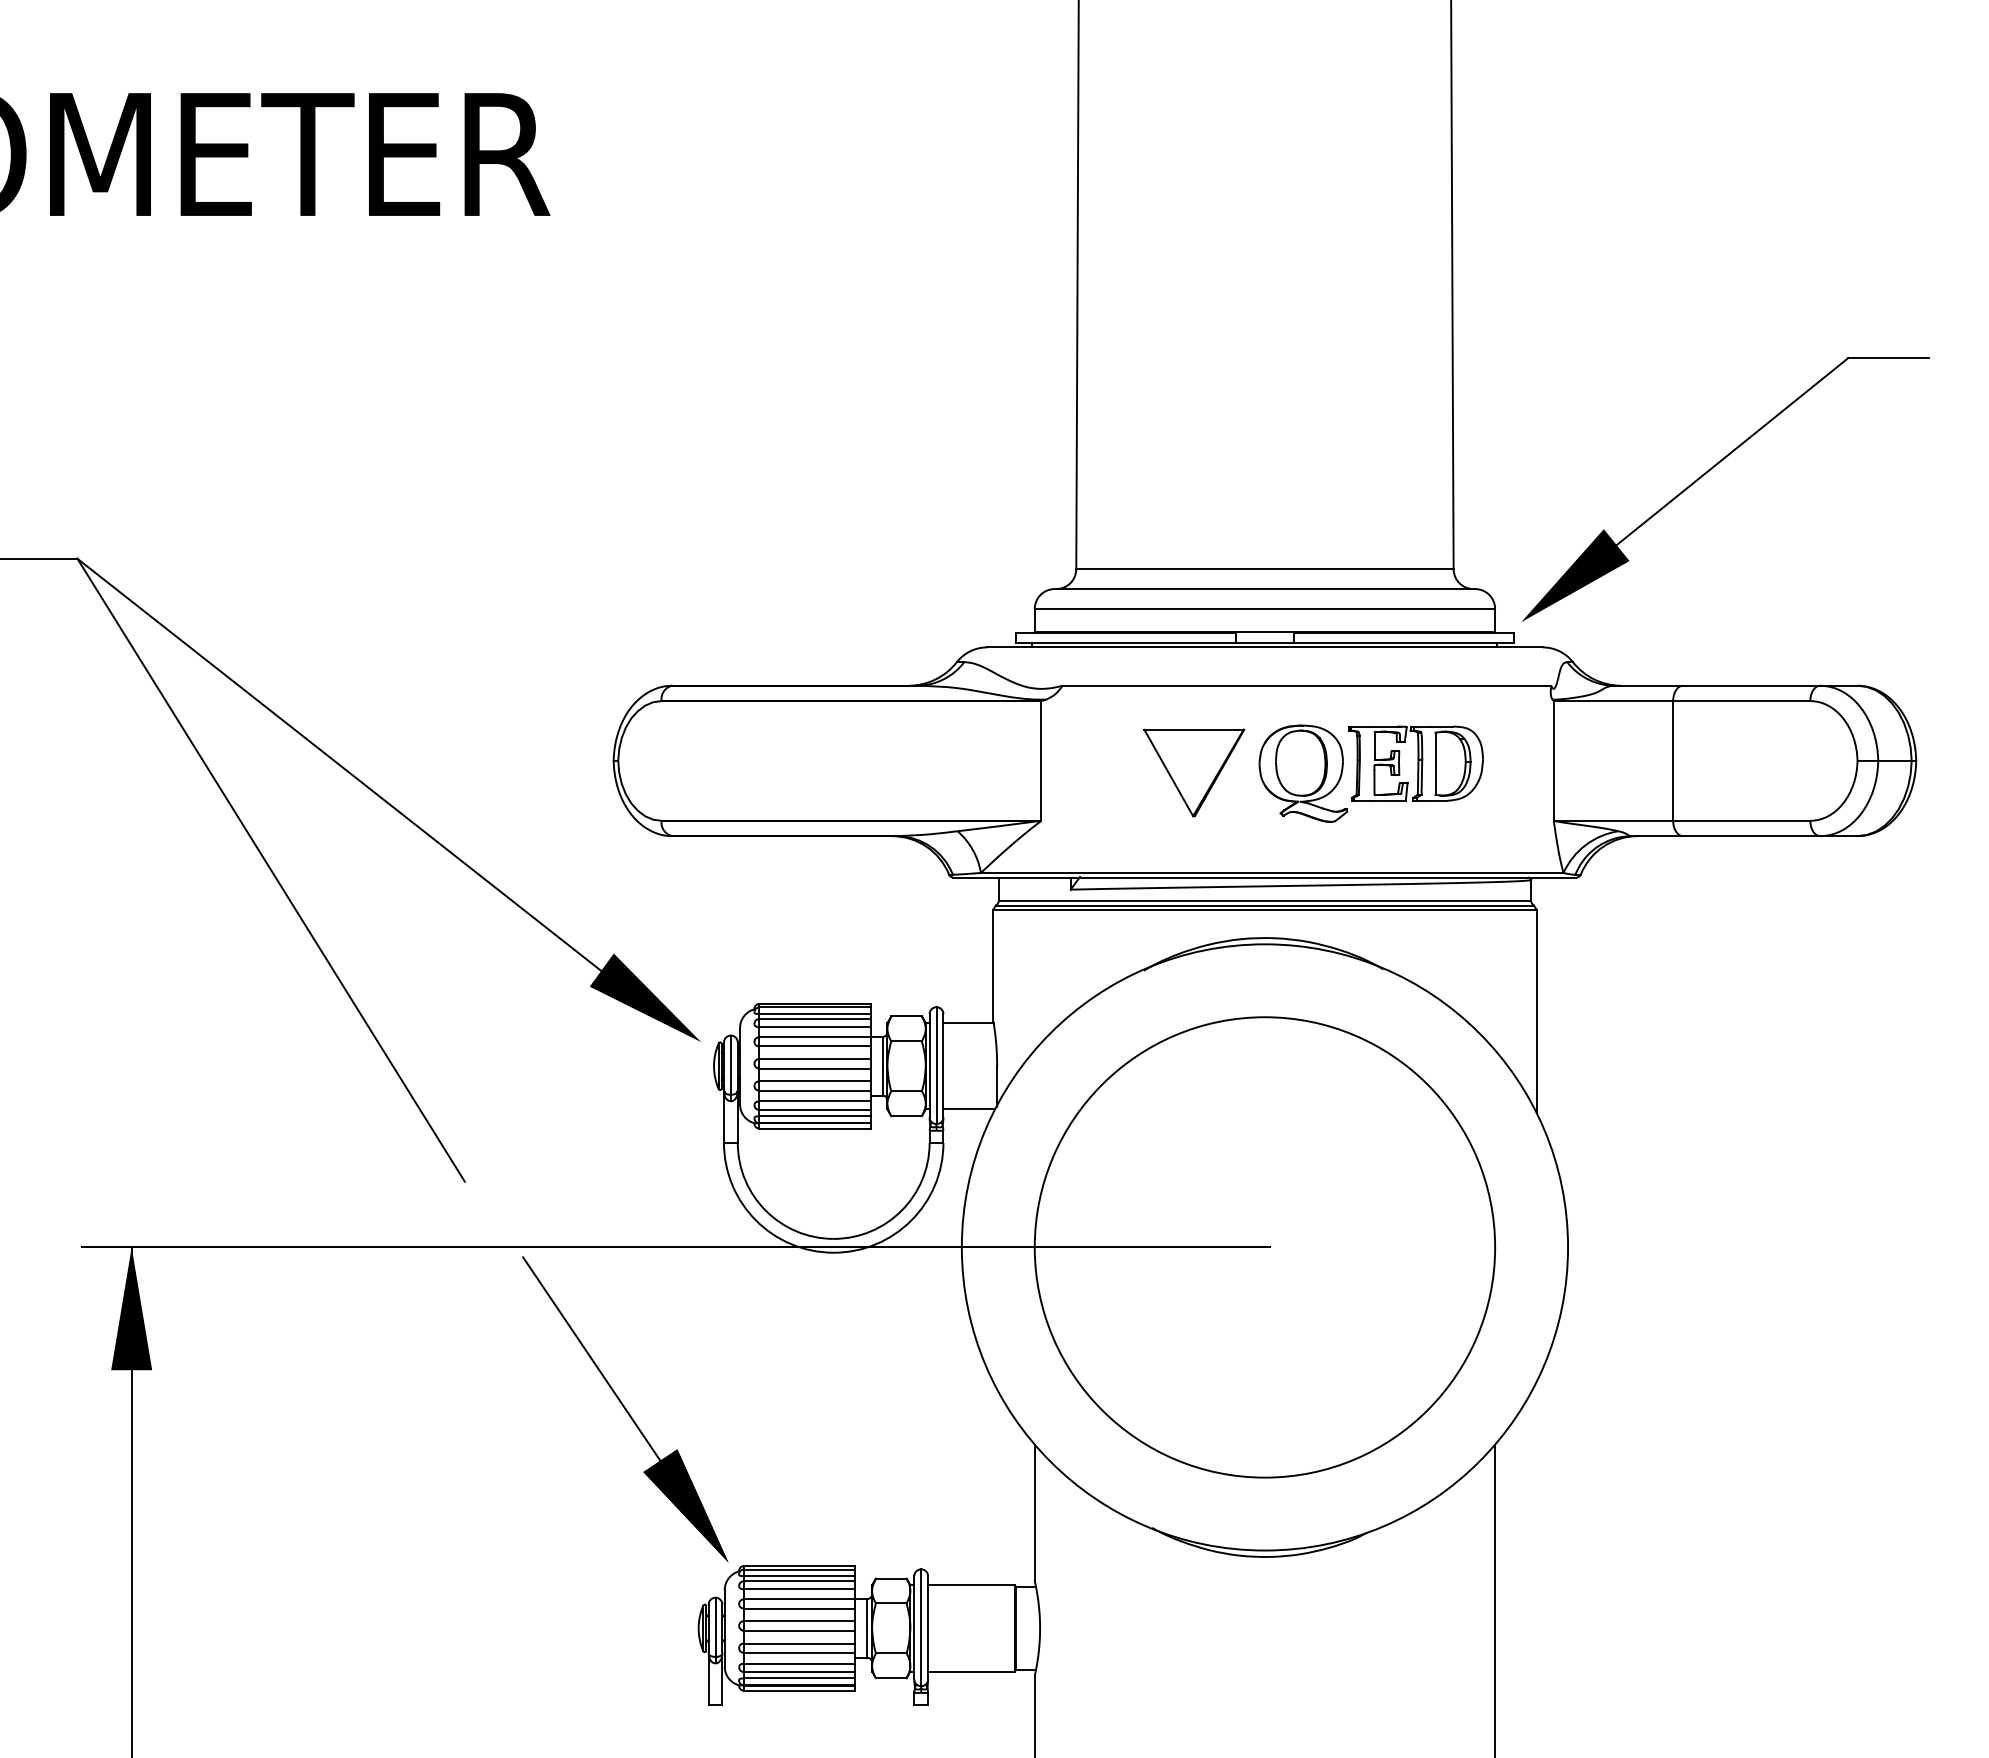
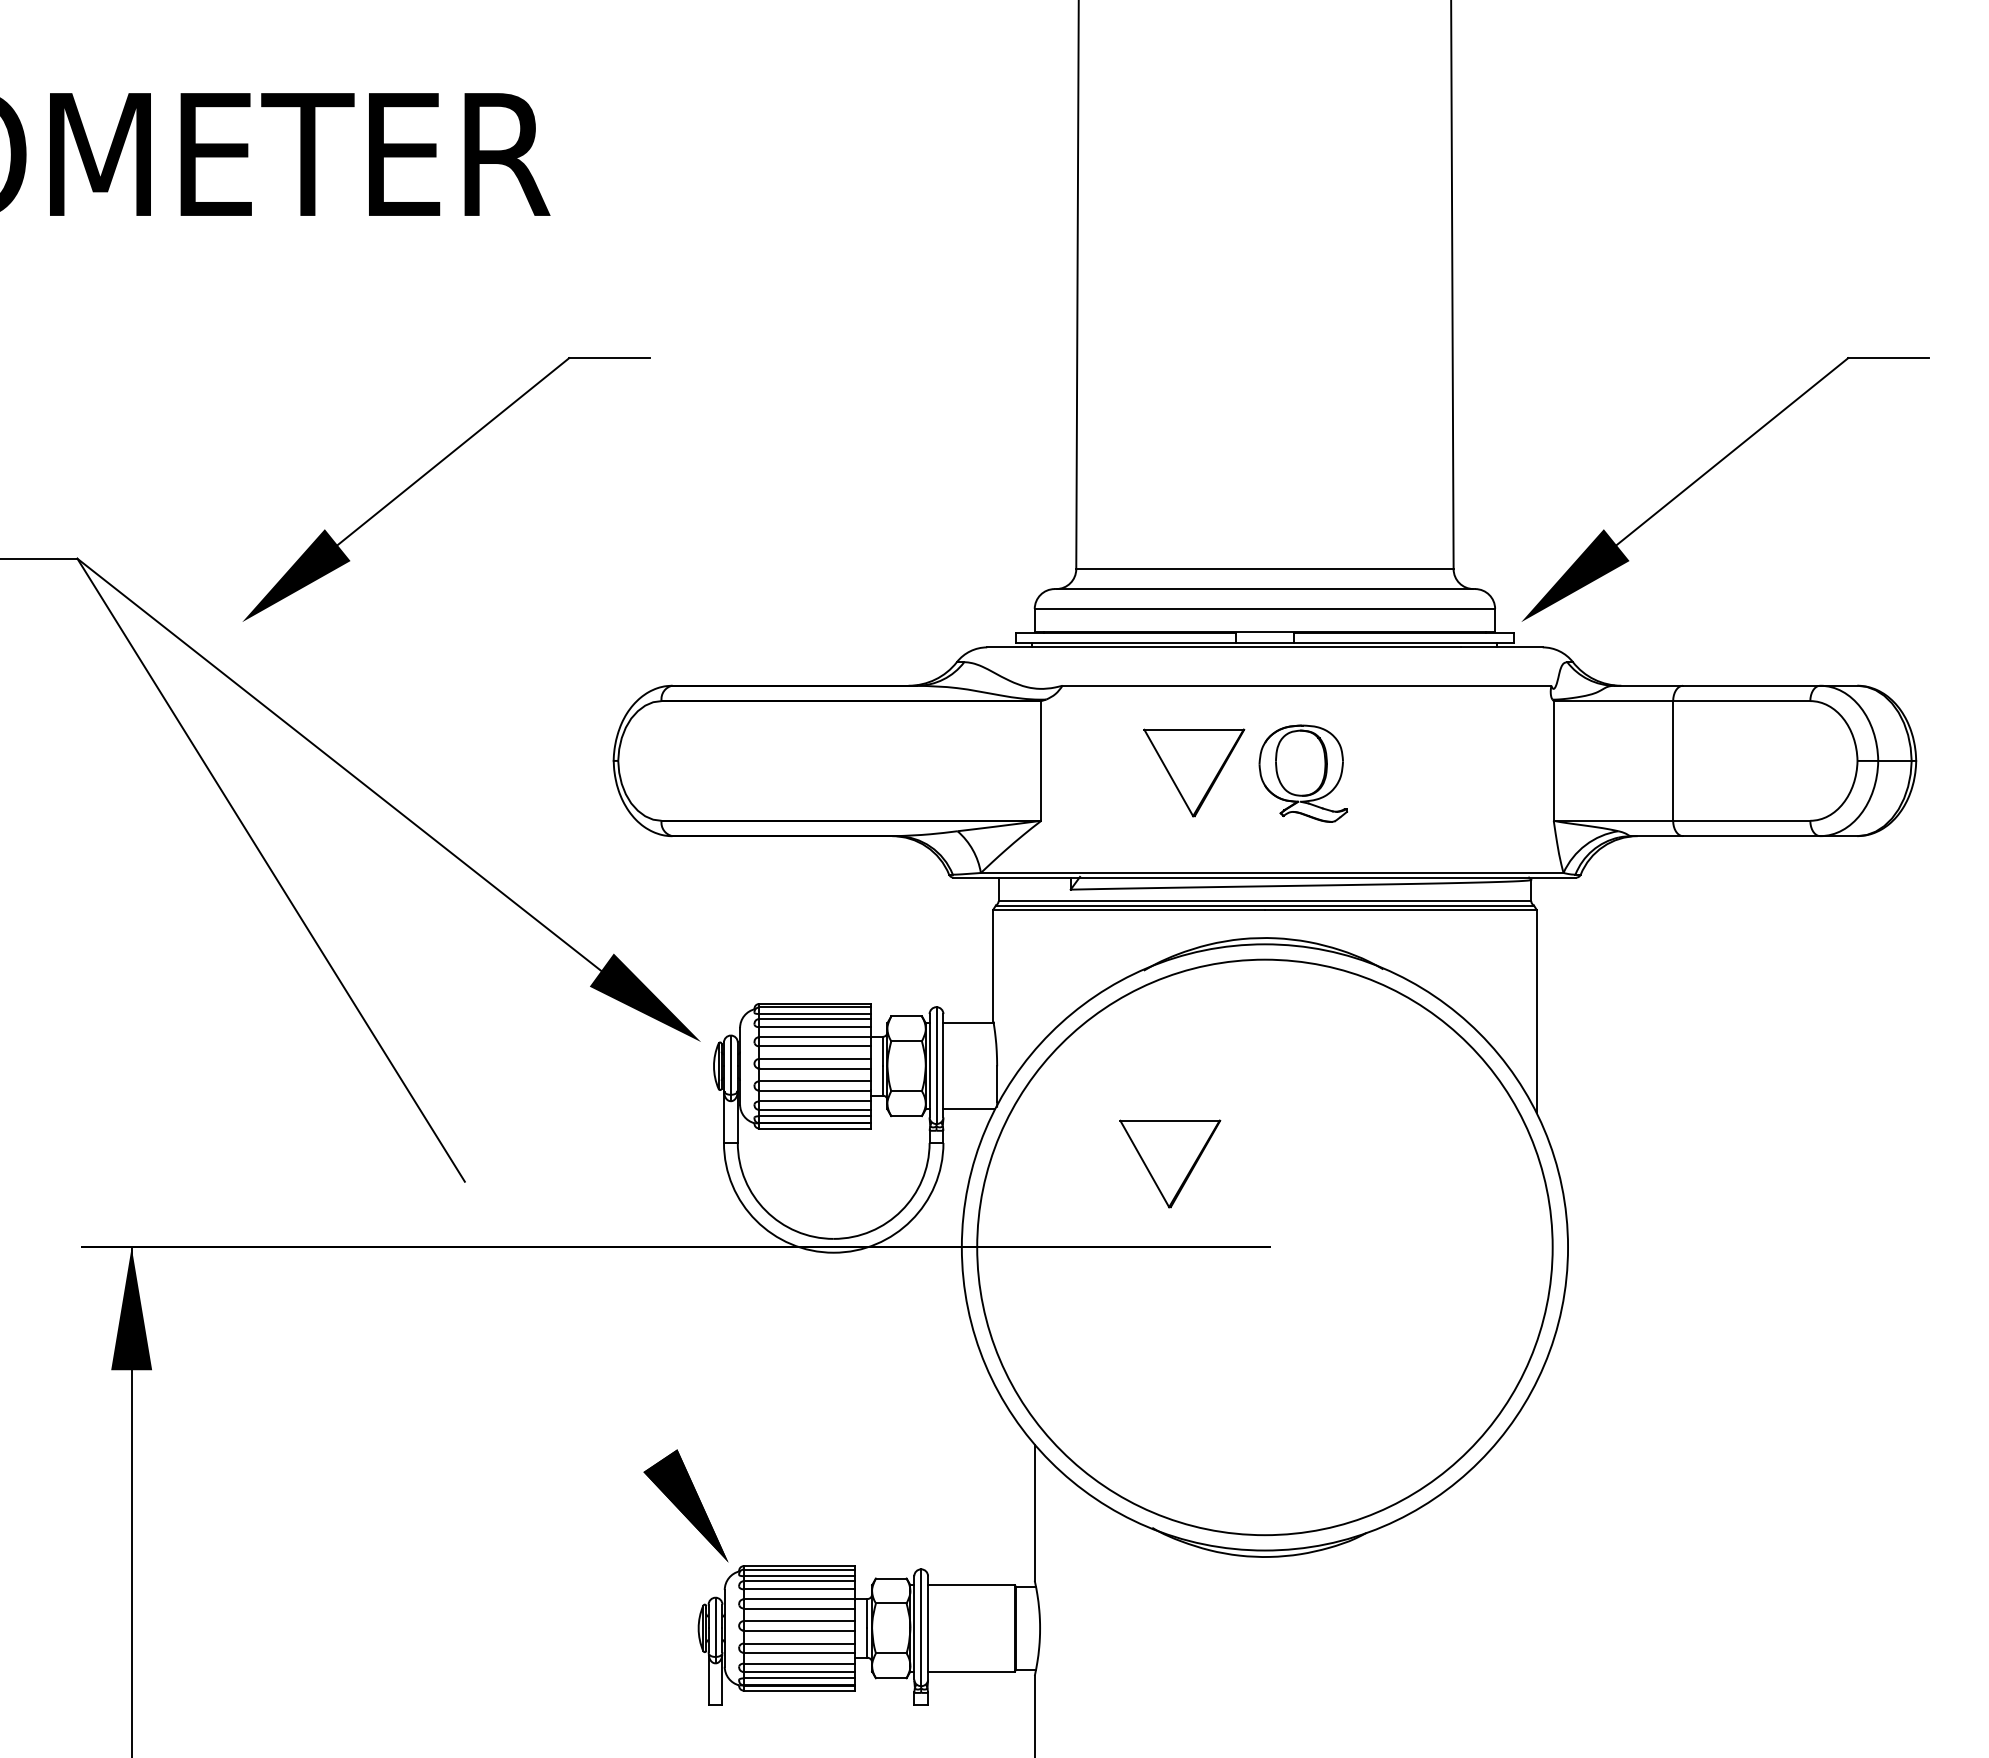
part: none -> present (429, 472)
part: present -> none (1415, 763)
part: none -> present (1170, 1163)
circle diameter: 460 px -> 575 px (1264, 1247)
line: present -> none (591, 1358)
line: present -> none (1495, 1599)
